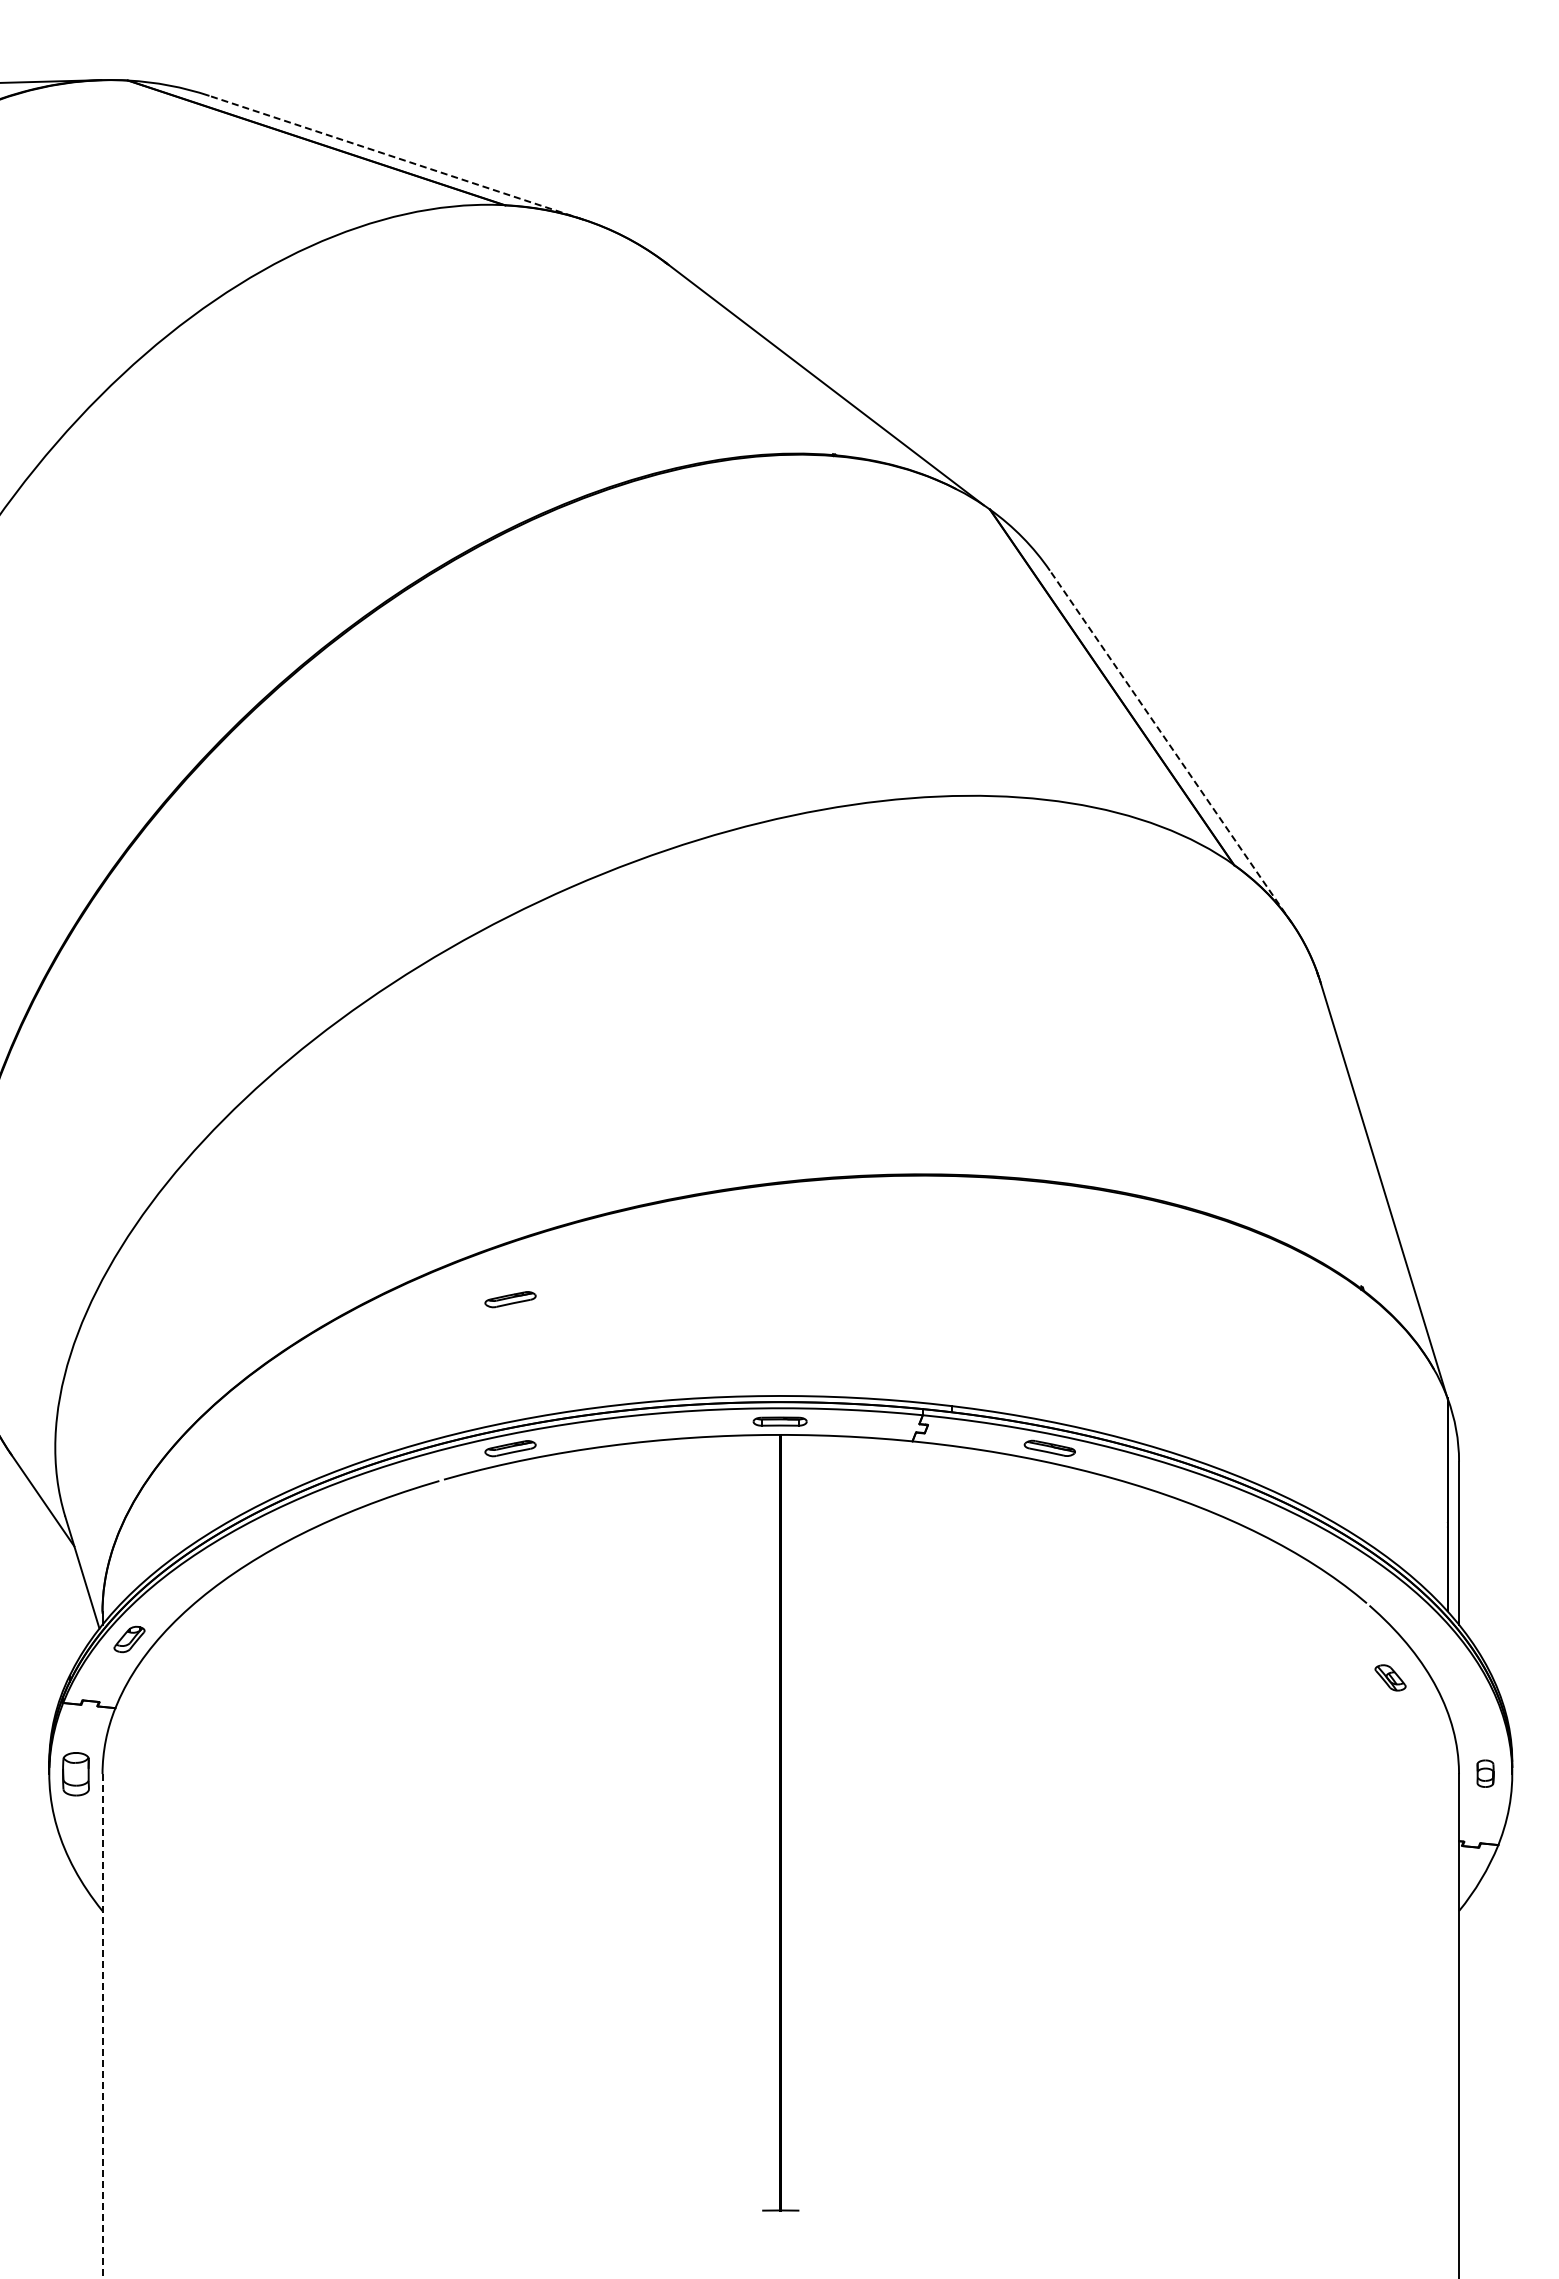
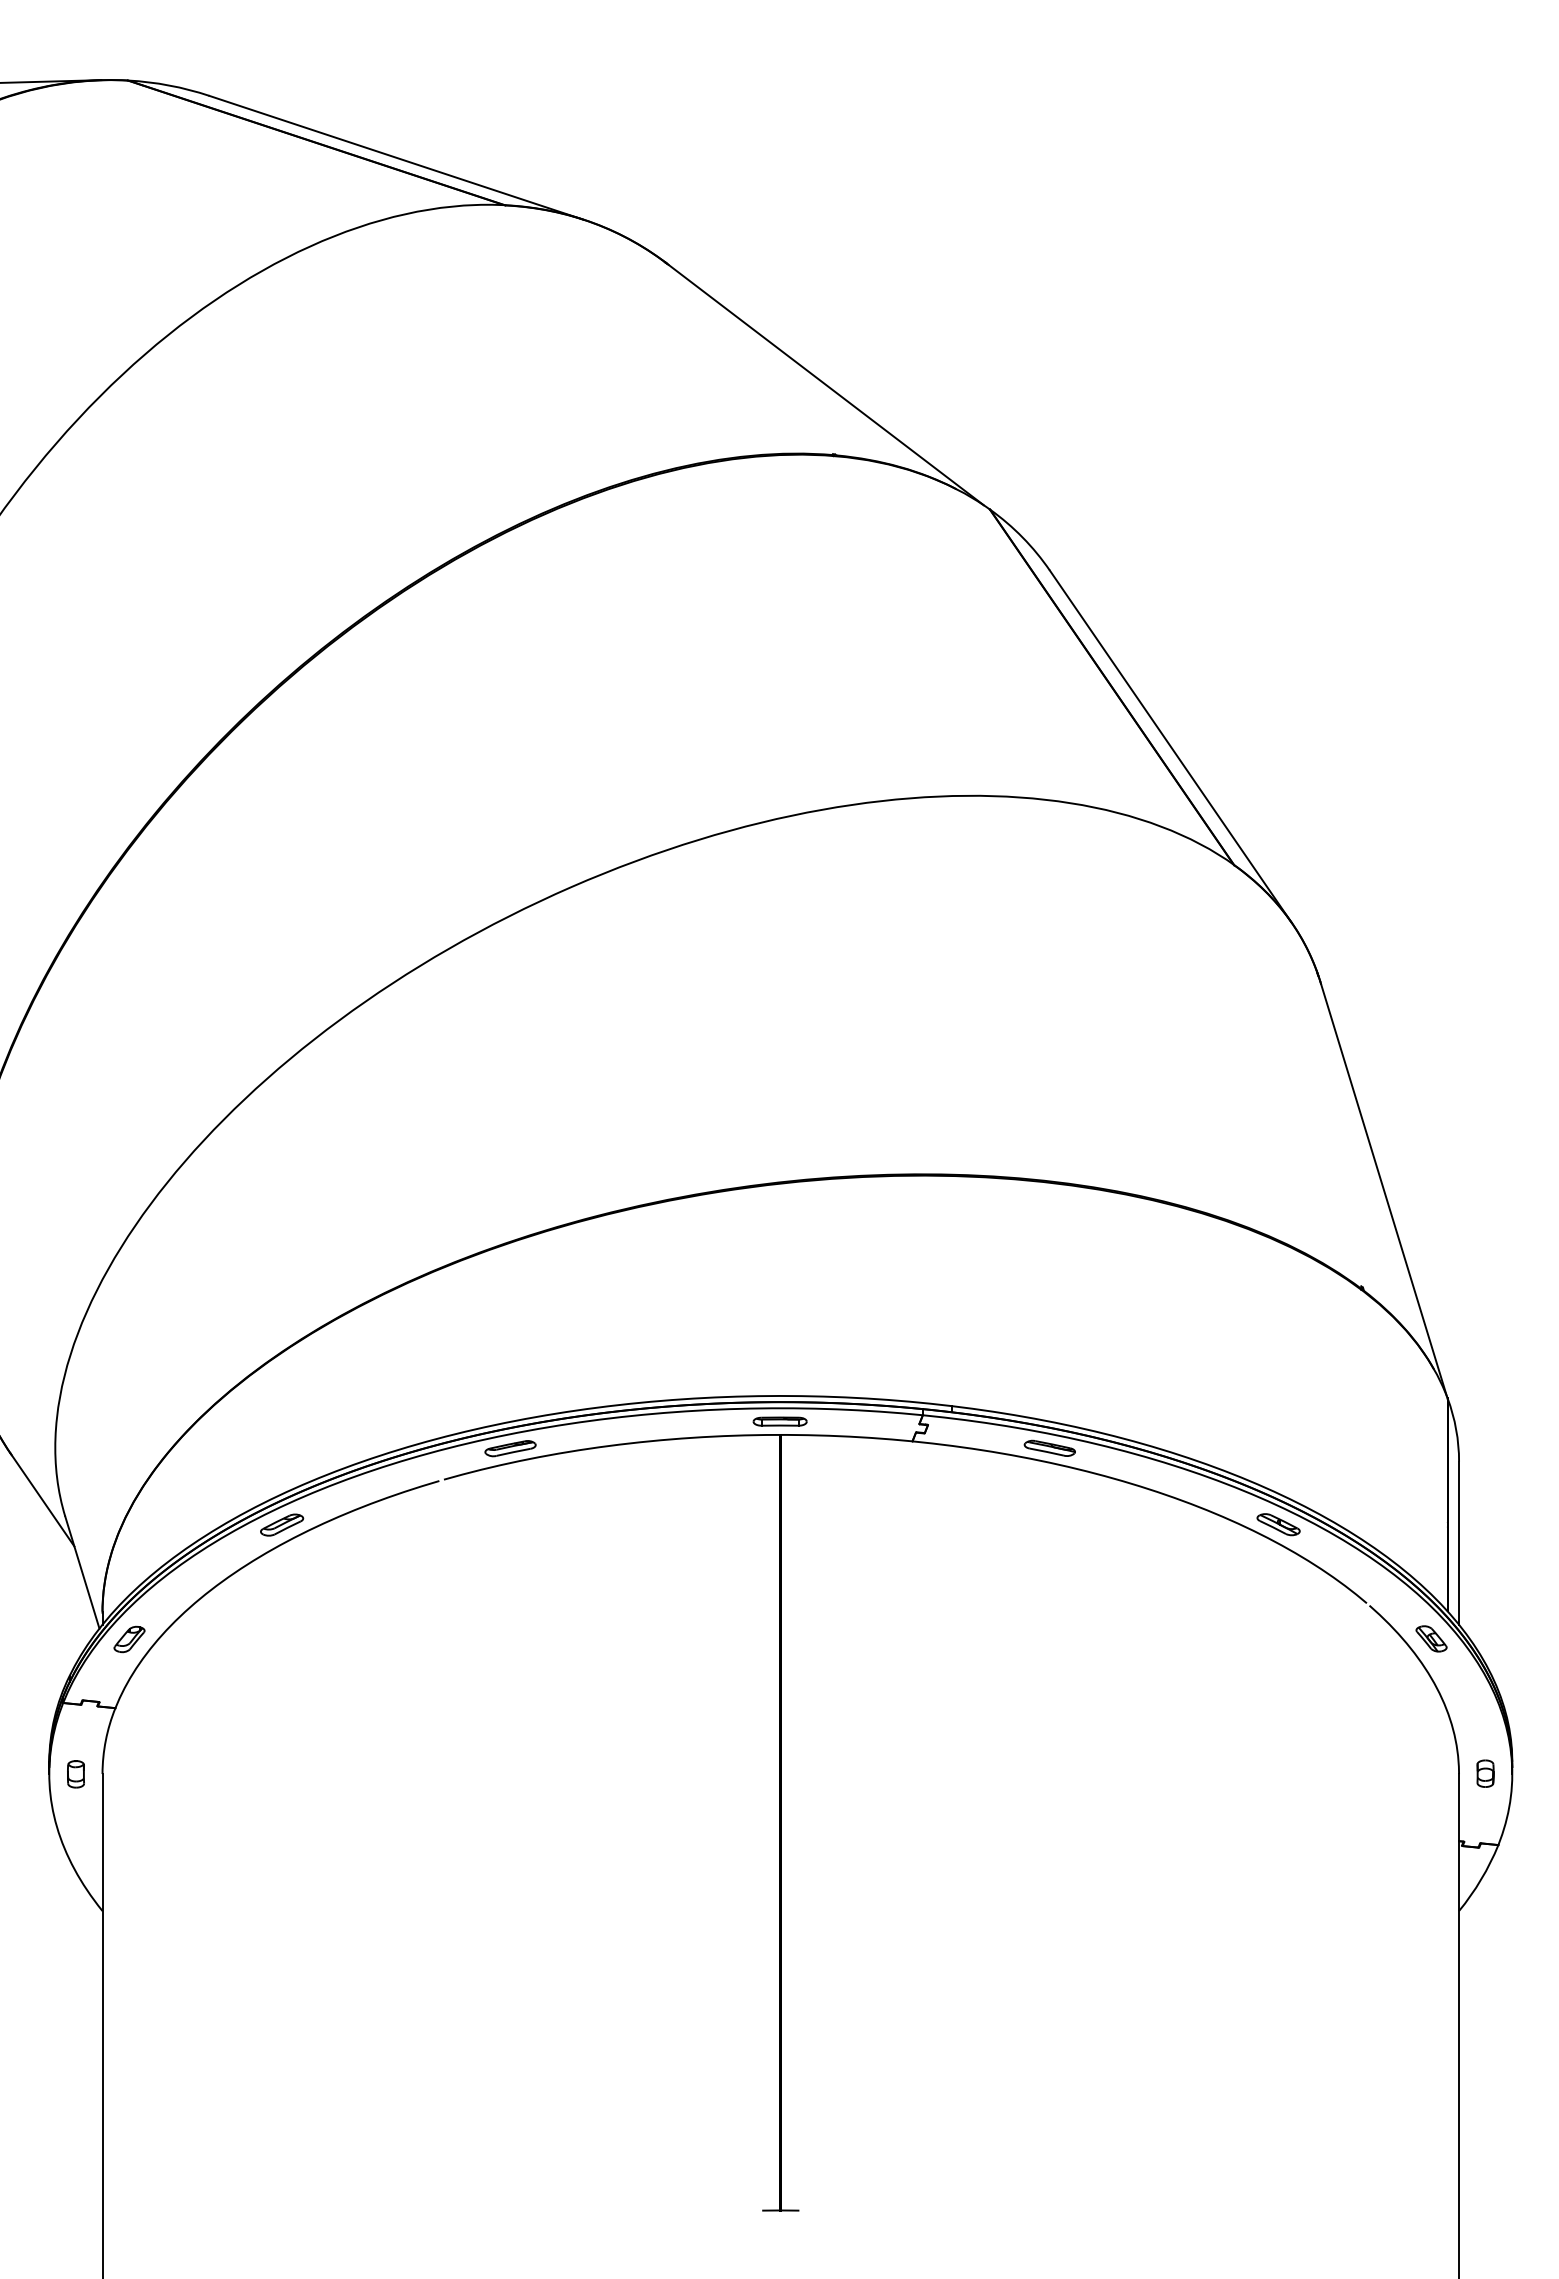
line: dashed -> solid (396, 157)
line: dashed -> solid (1170, 746)
part: present -> none (510, 1299)
part: none -> present (282, 1524)
part: none -> present (1278, 1524)
part position: (1390, 1677) -> (1431, 1638) (1431, 1638)
part size: 28x45 px -> 18x29 px (75, 1774)
line: dashed -> solid (102, 2026)
